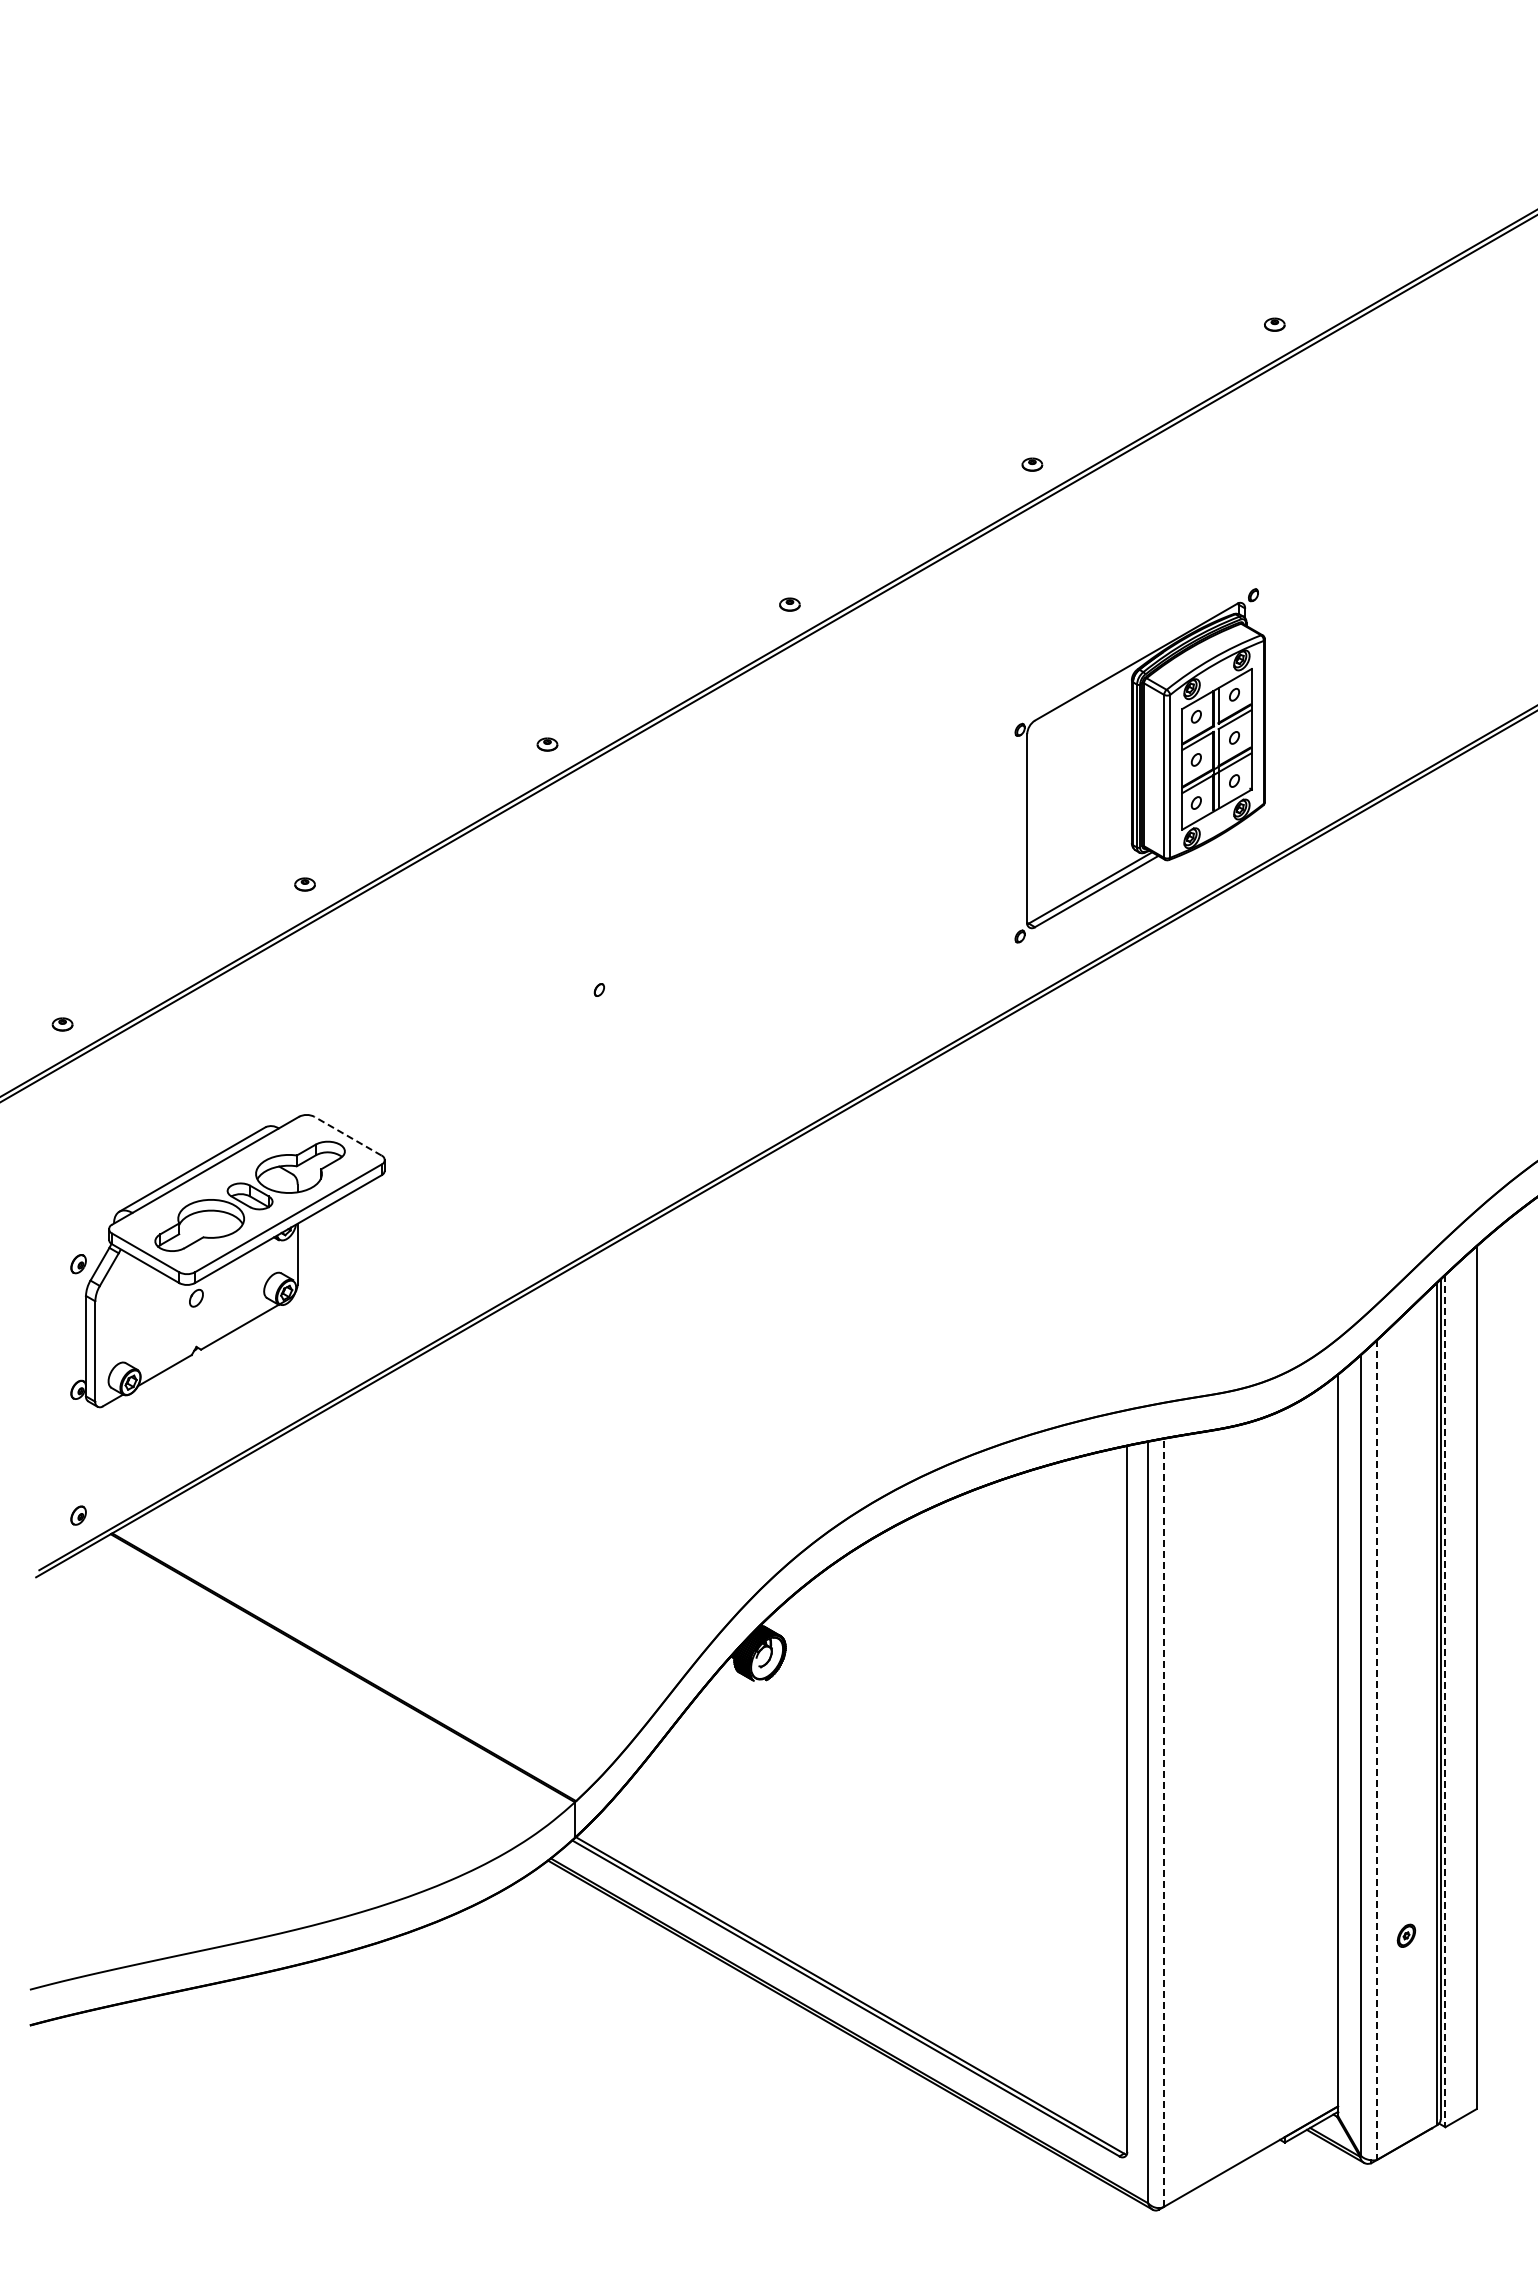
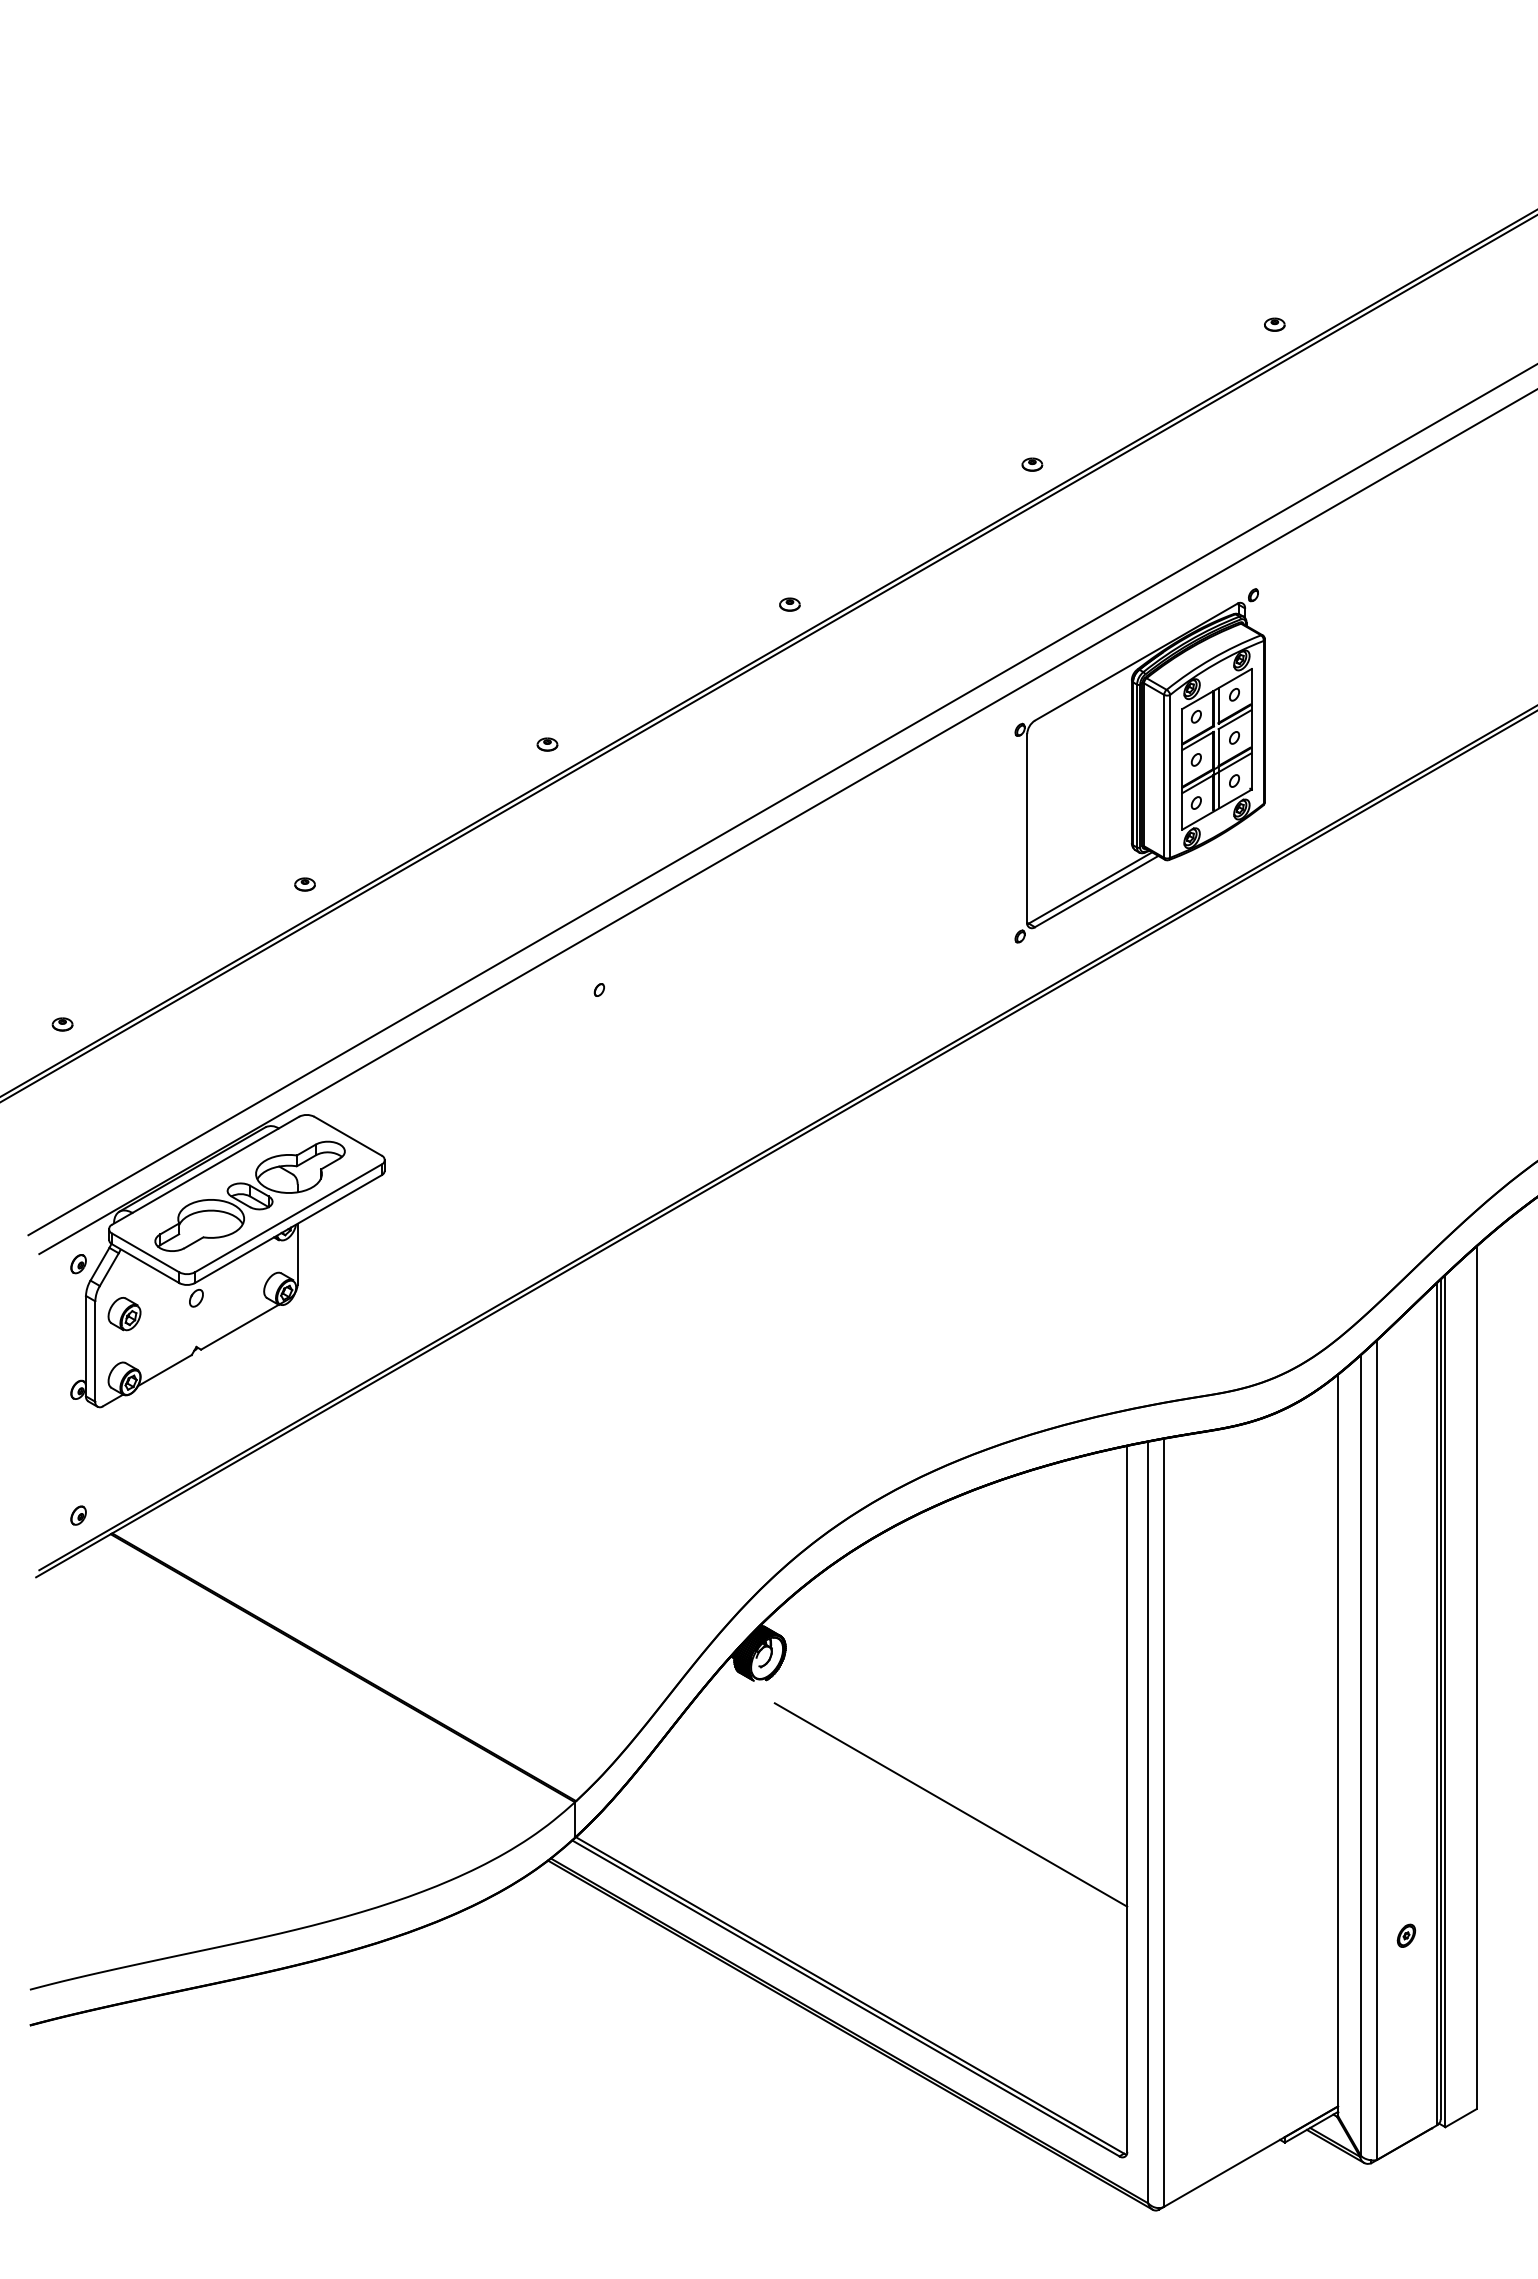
line: none -> present (781, 800)
line: none -> present (786, 822)
line: dashed -> solid (348, 1136)
part: none -> present (124, 1314)
line: dashed -> solid (1445, 1701)
line: dashed -> solid (1377, 1750)
line: none -> present (950, 1804)
line: dashed -> solid (1163, 1822)
